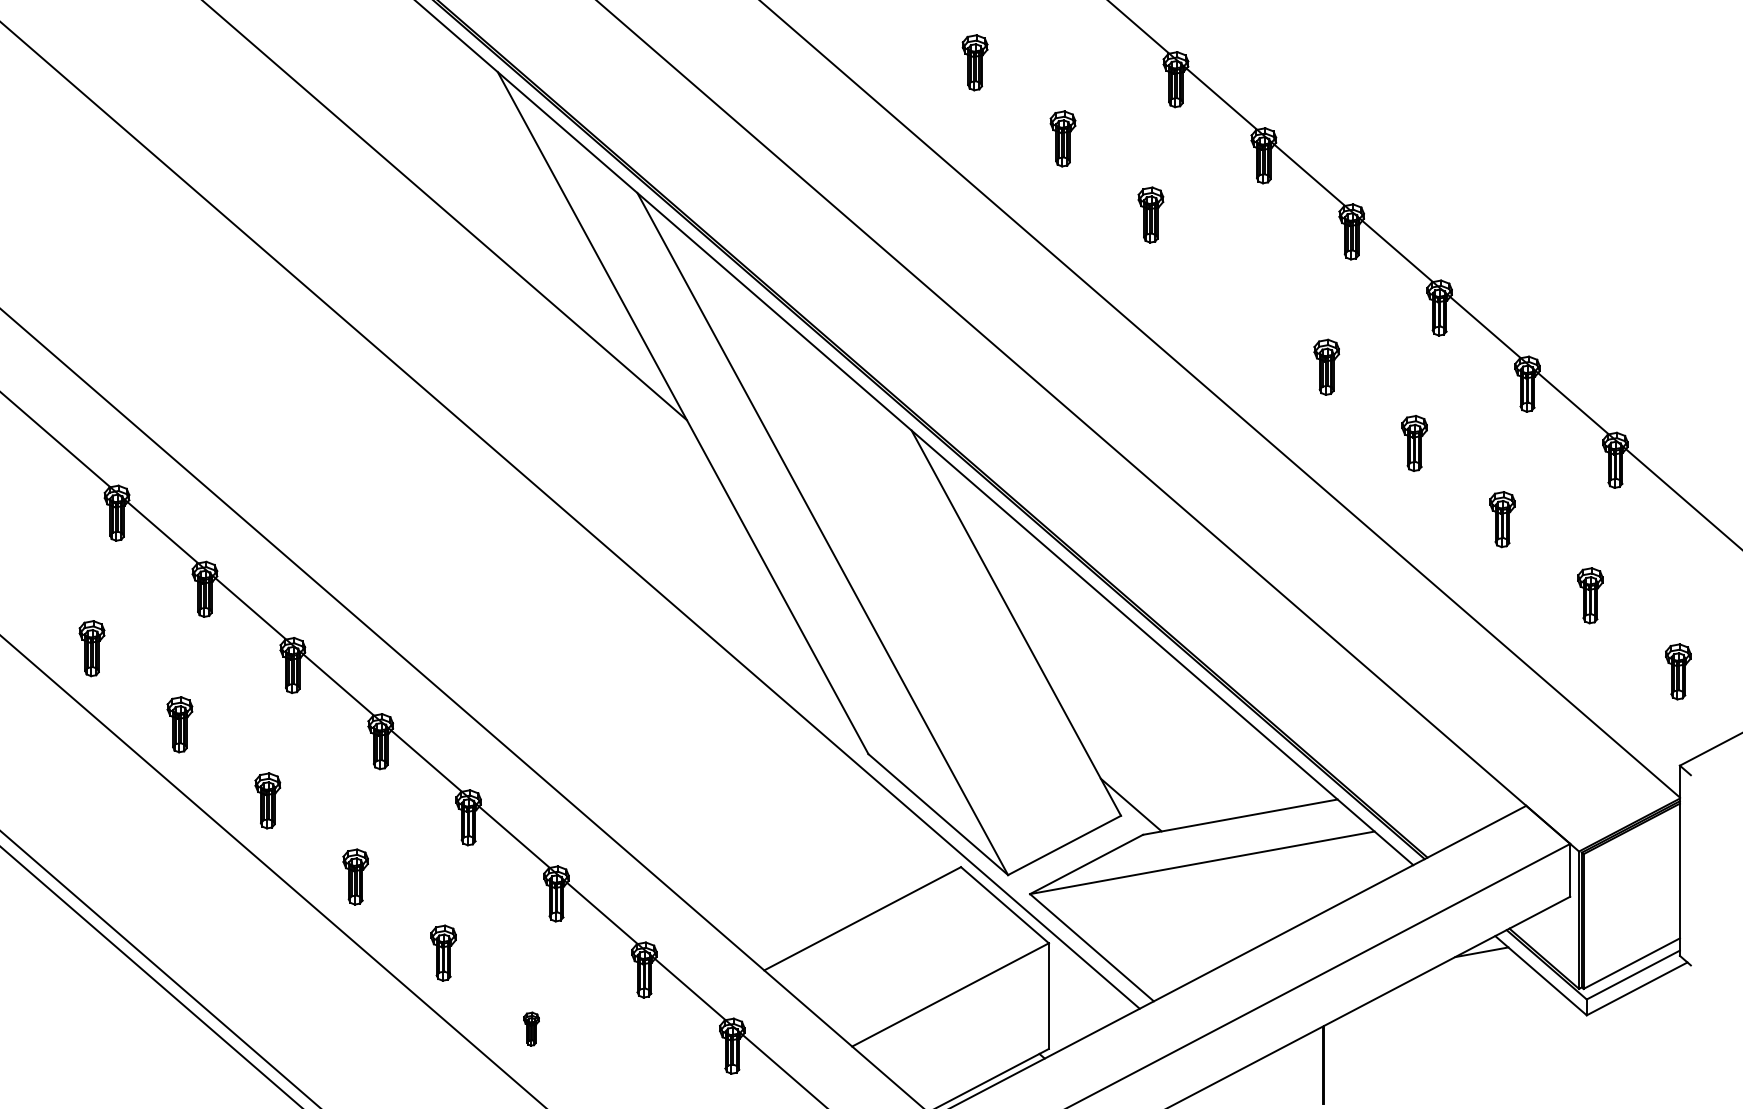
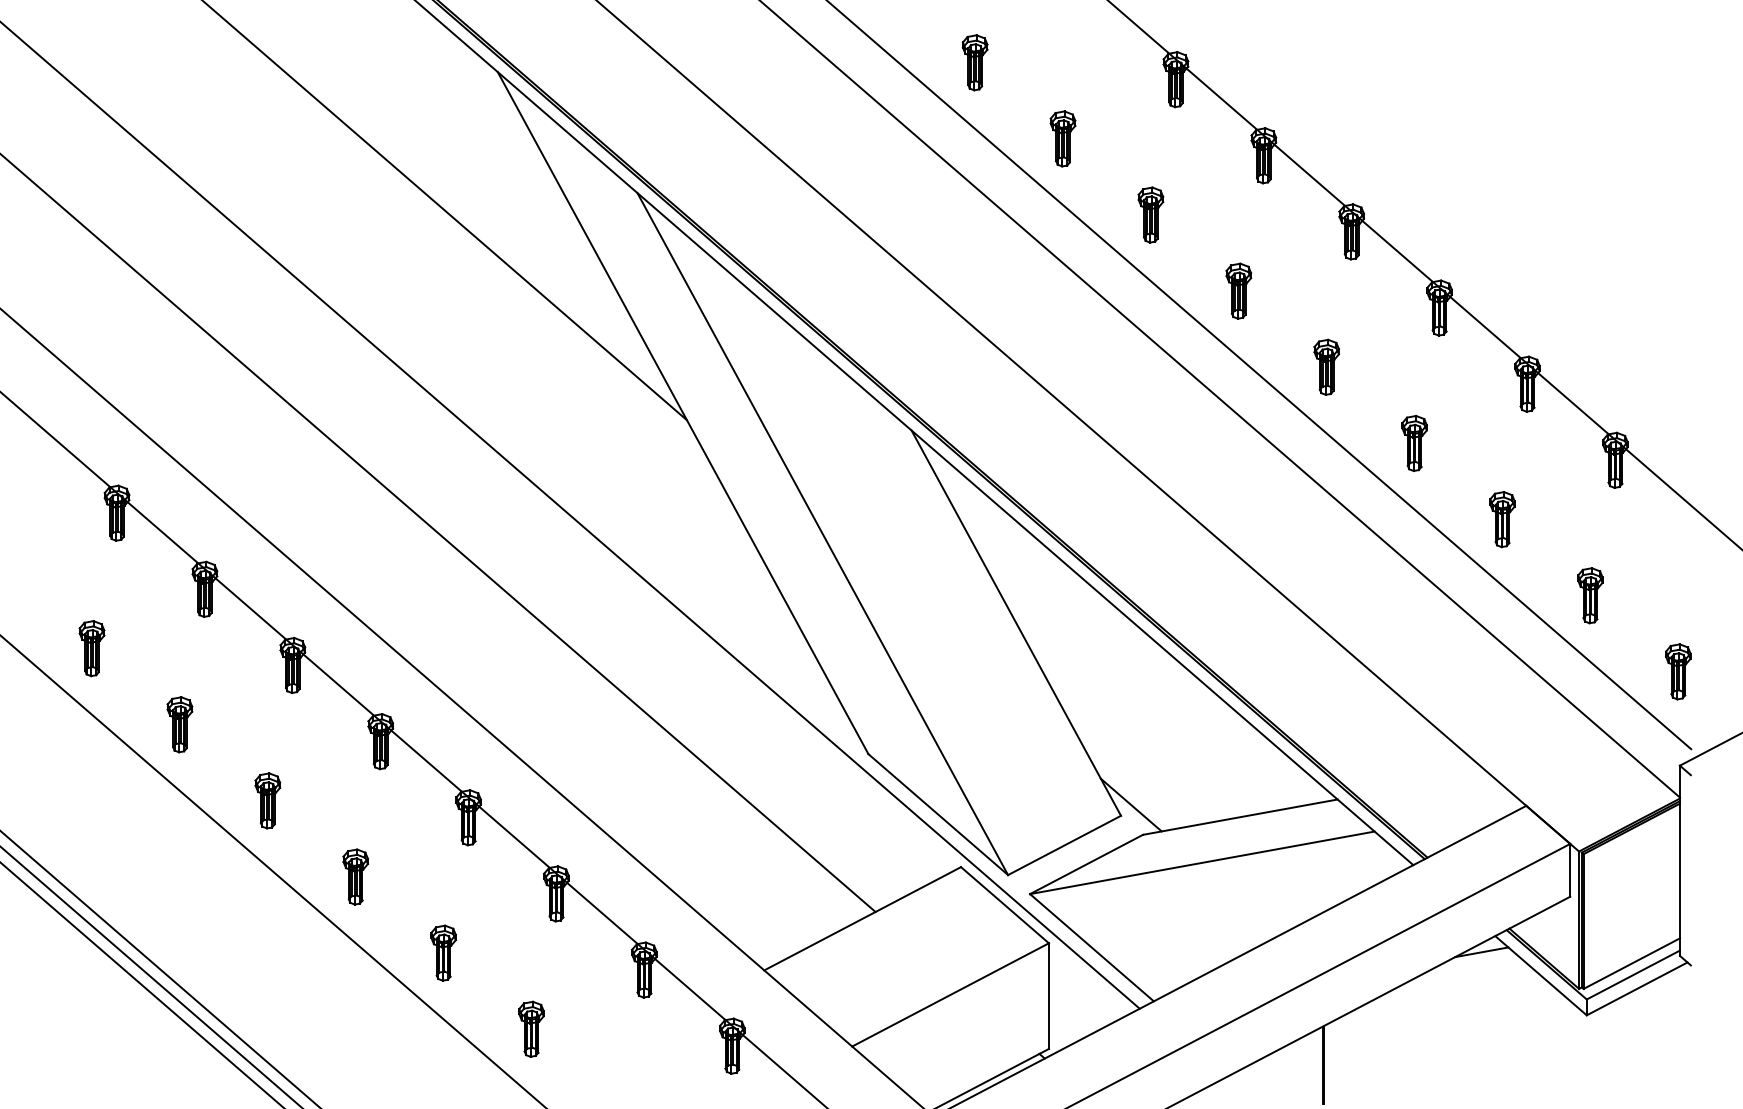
part: none -> present (1238, 290)
line: none -> present (1259, 375)
line: none -> present (438, 533)
line: none -> present (141, 984)
part size: 17x36 px -> 27x58 px (531, 1028)
